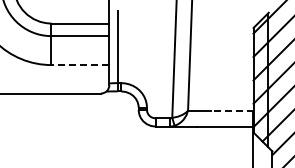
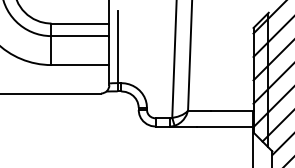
line: dashed -> solid (80, 65)
line: dashed -> solid (231, 110)
